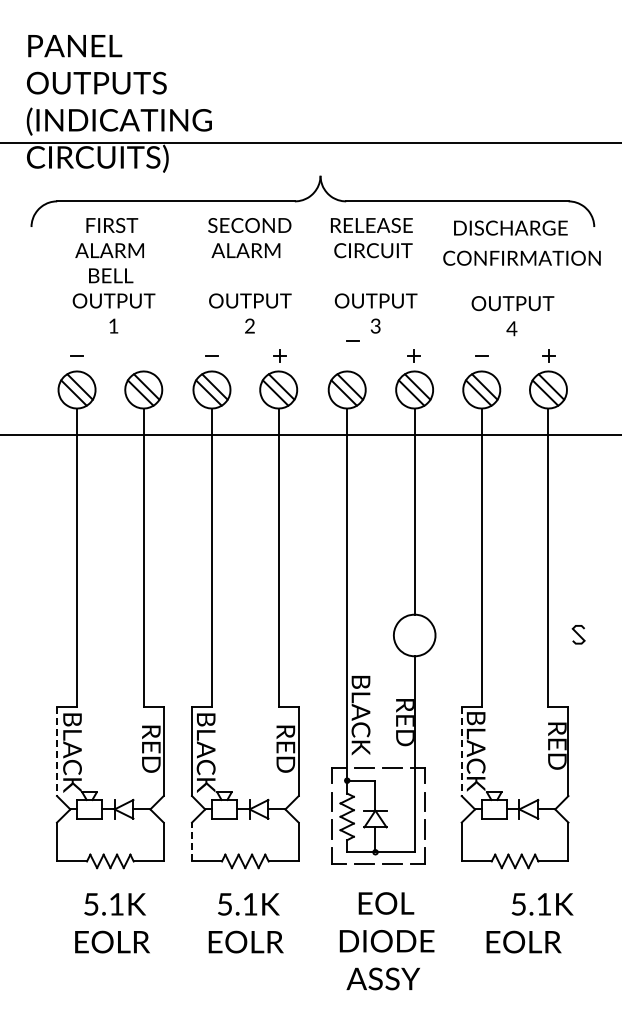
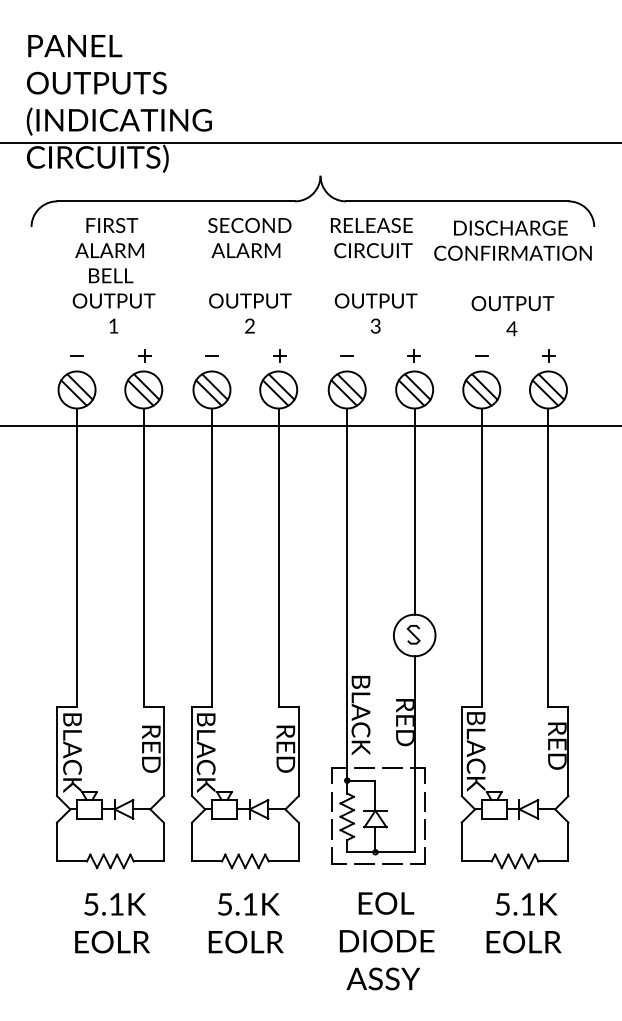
text position: (521, 257) -> (512, 252) (512, 252)
line position: (352, 340) -> (346, 355) (346, 355)
part: none -> present (144, 355)
line position: (310, 435) -> (310, 426) (310, 426)
curve position: (578, 634) -> (413, 634) (413, 634)
line: dashed -> solid (57, 751)
line: dashed -> solid (461, 751)
line: dashed -> solid (192, 841)
text position: (542, 904) -> (526, 904) (526, 904)
